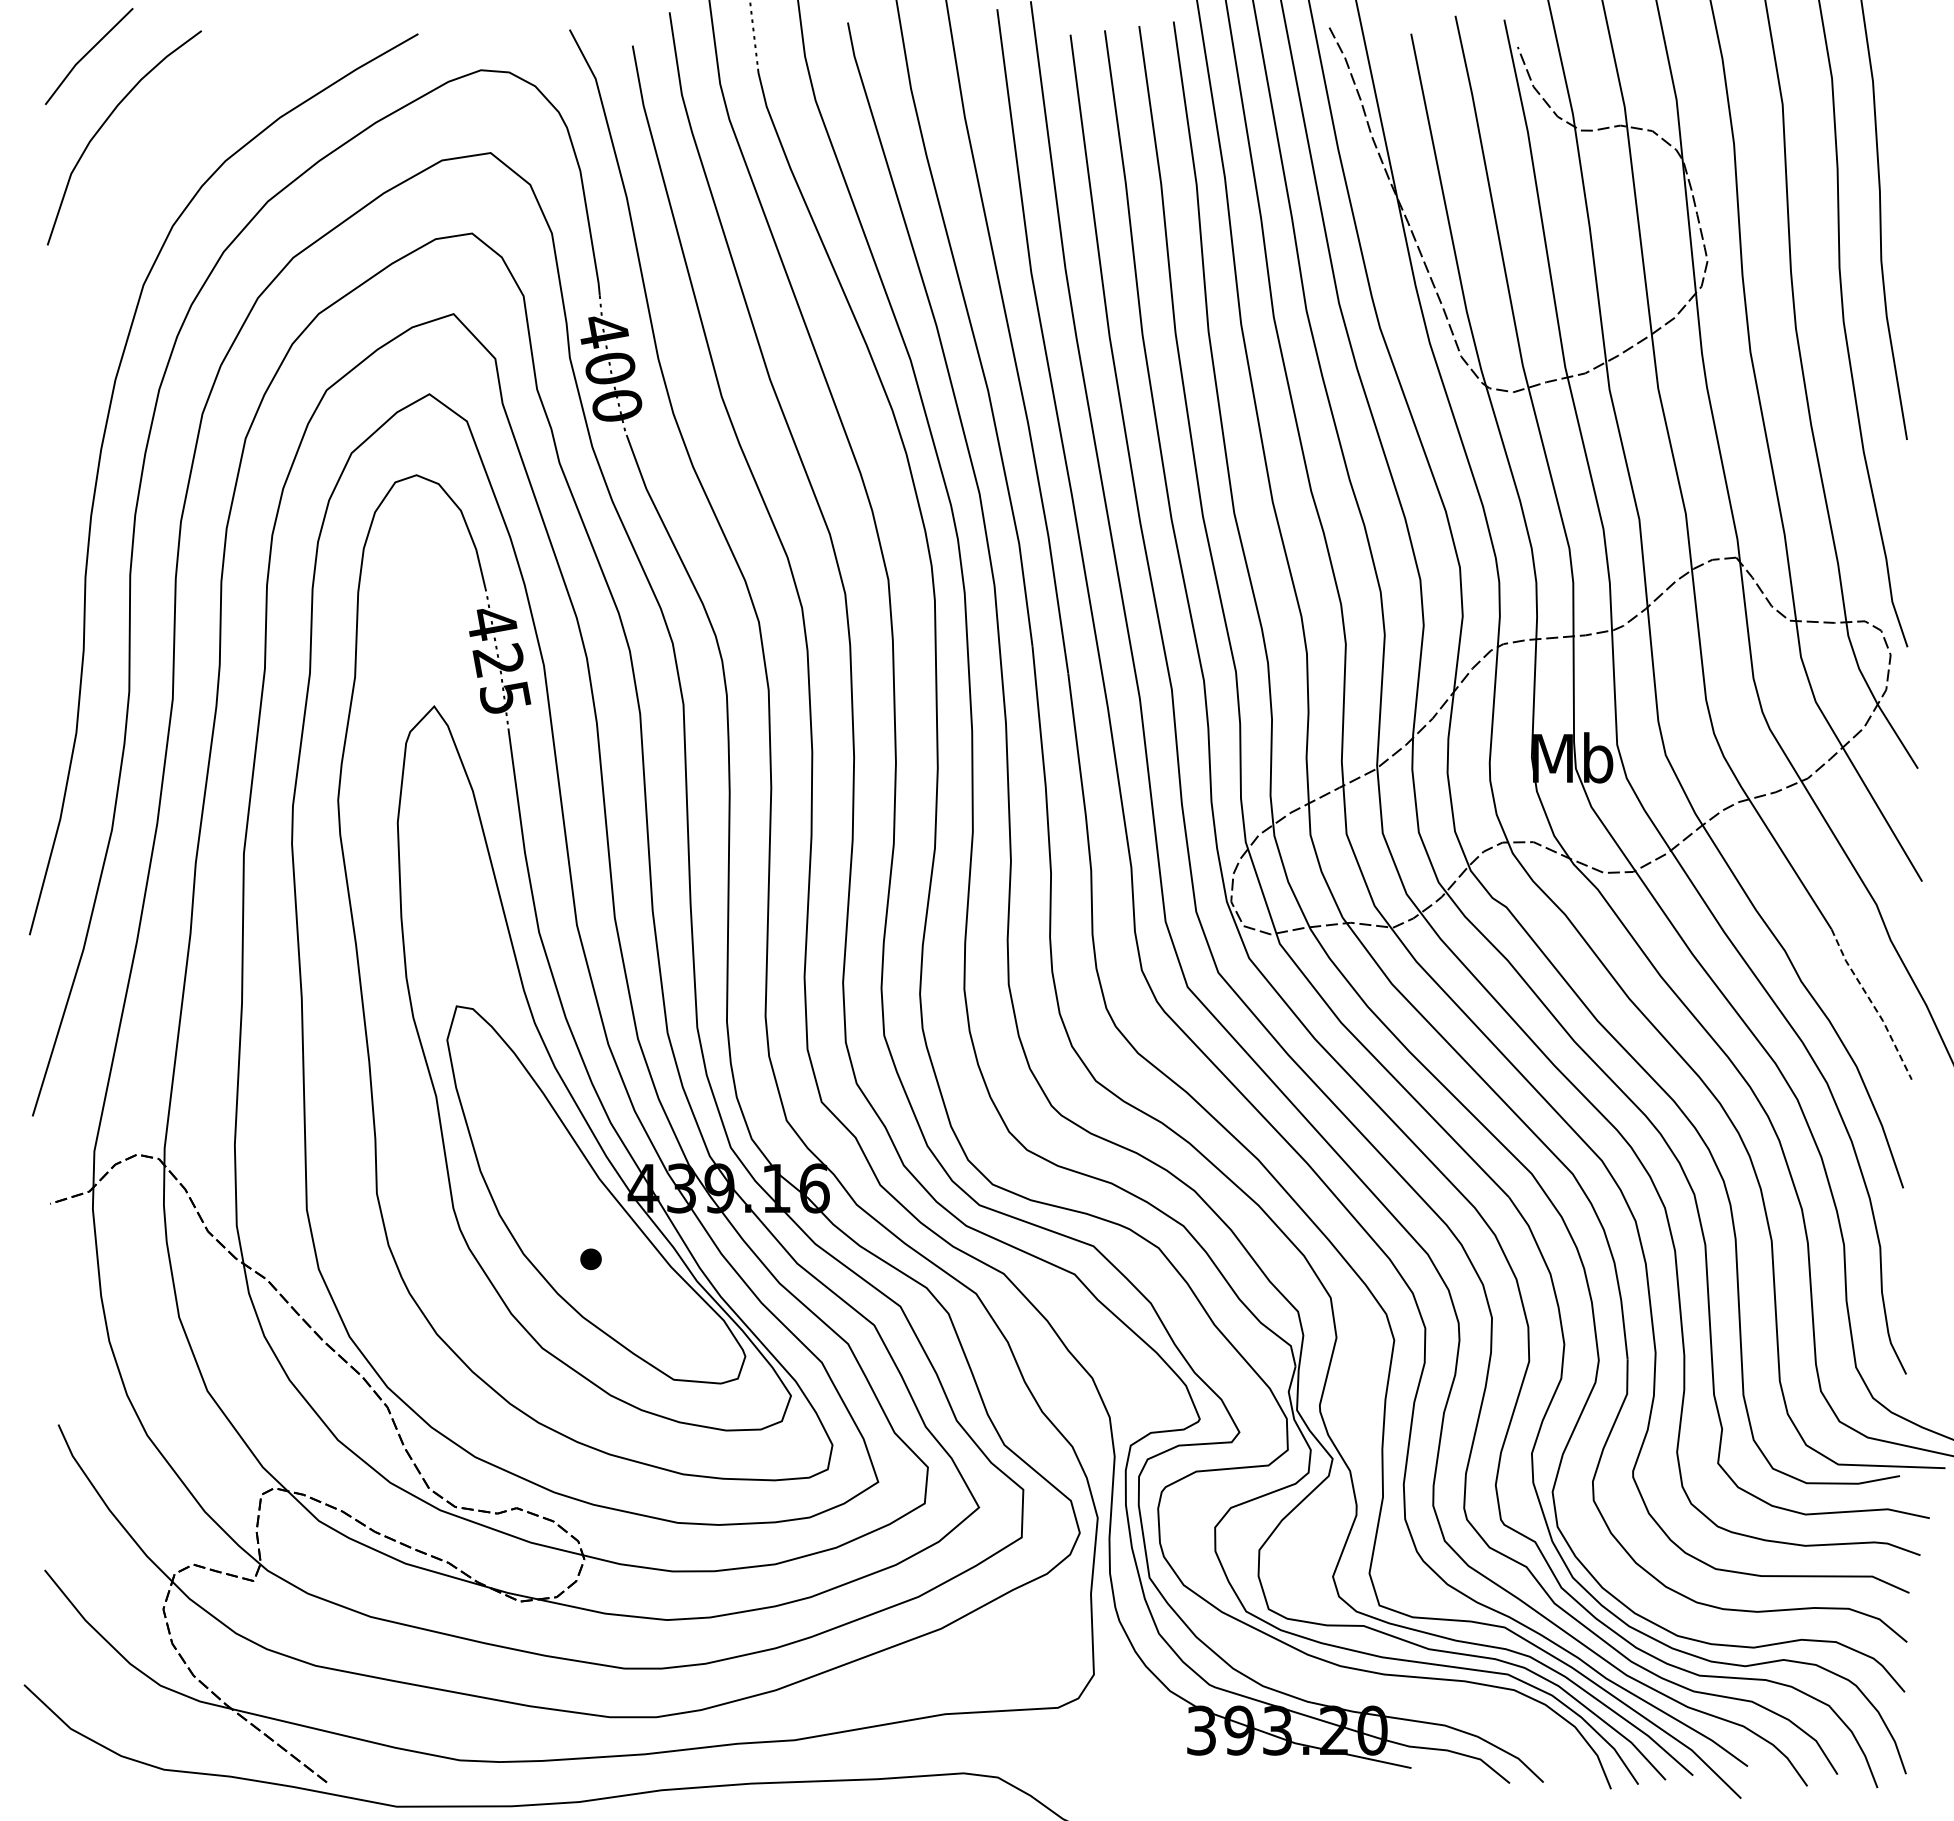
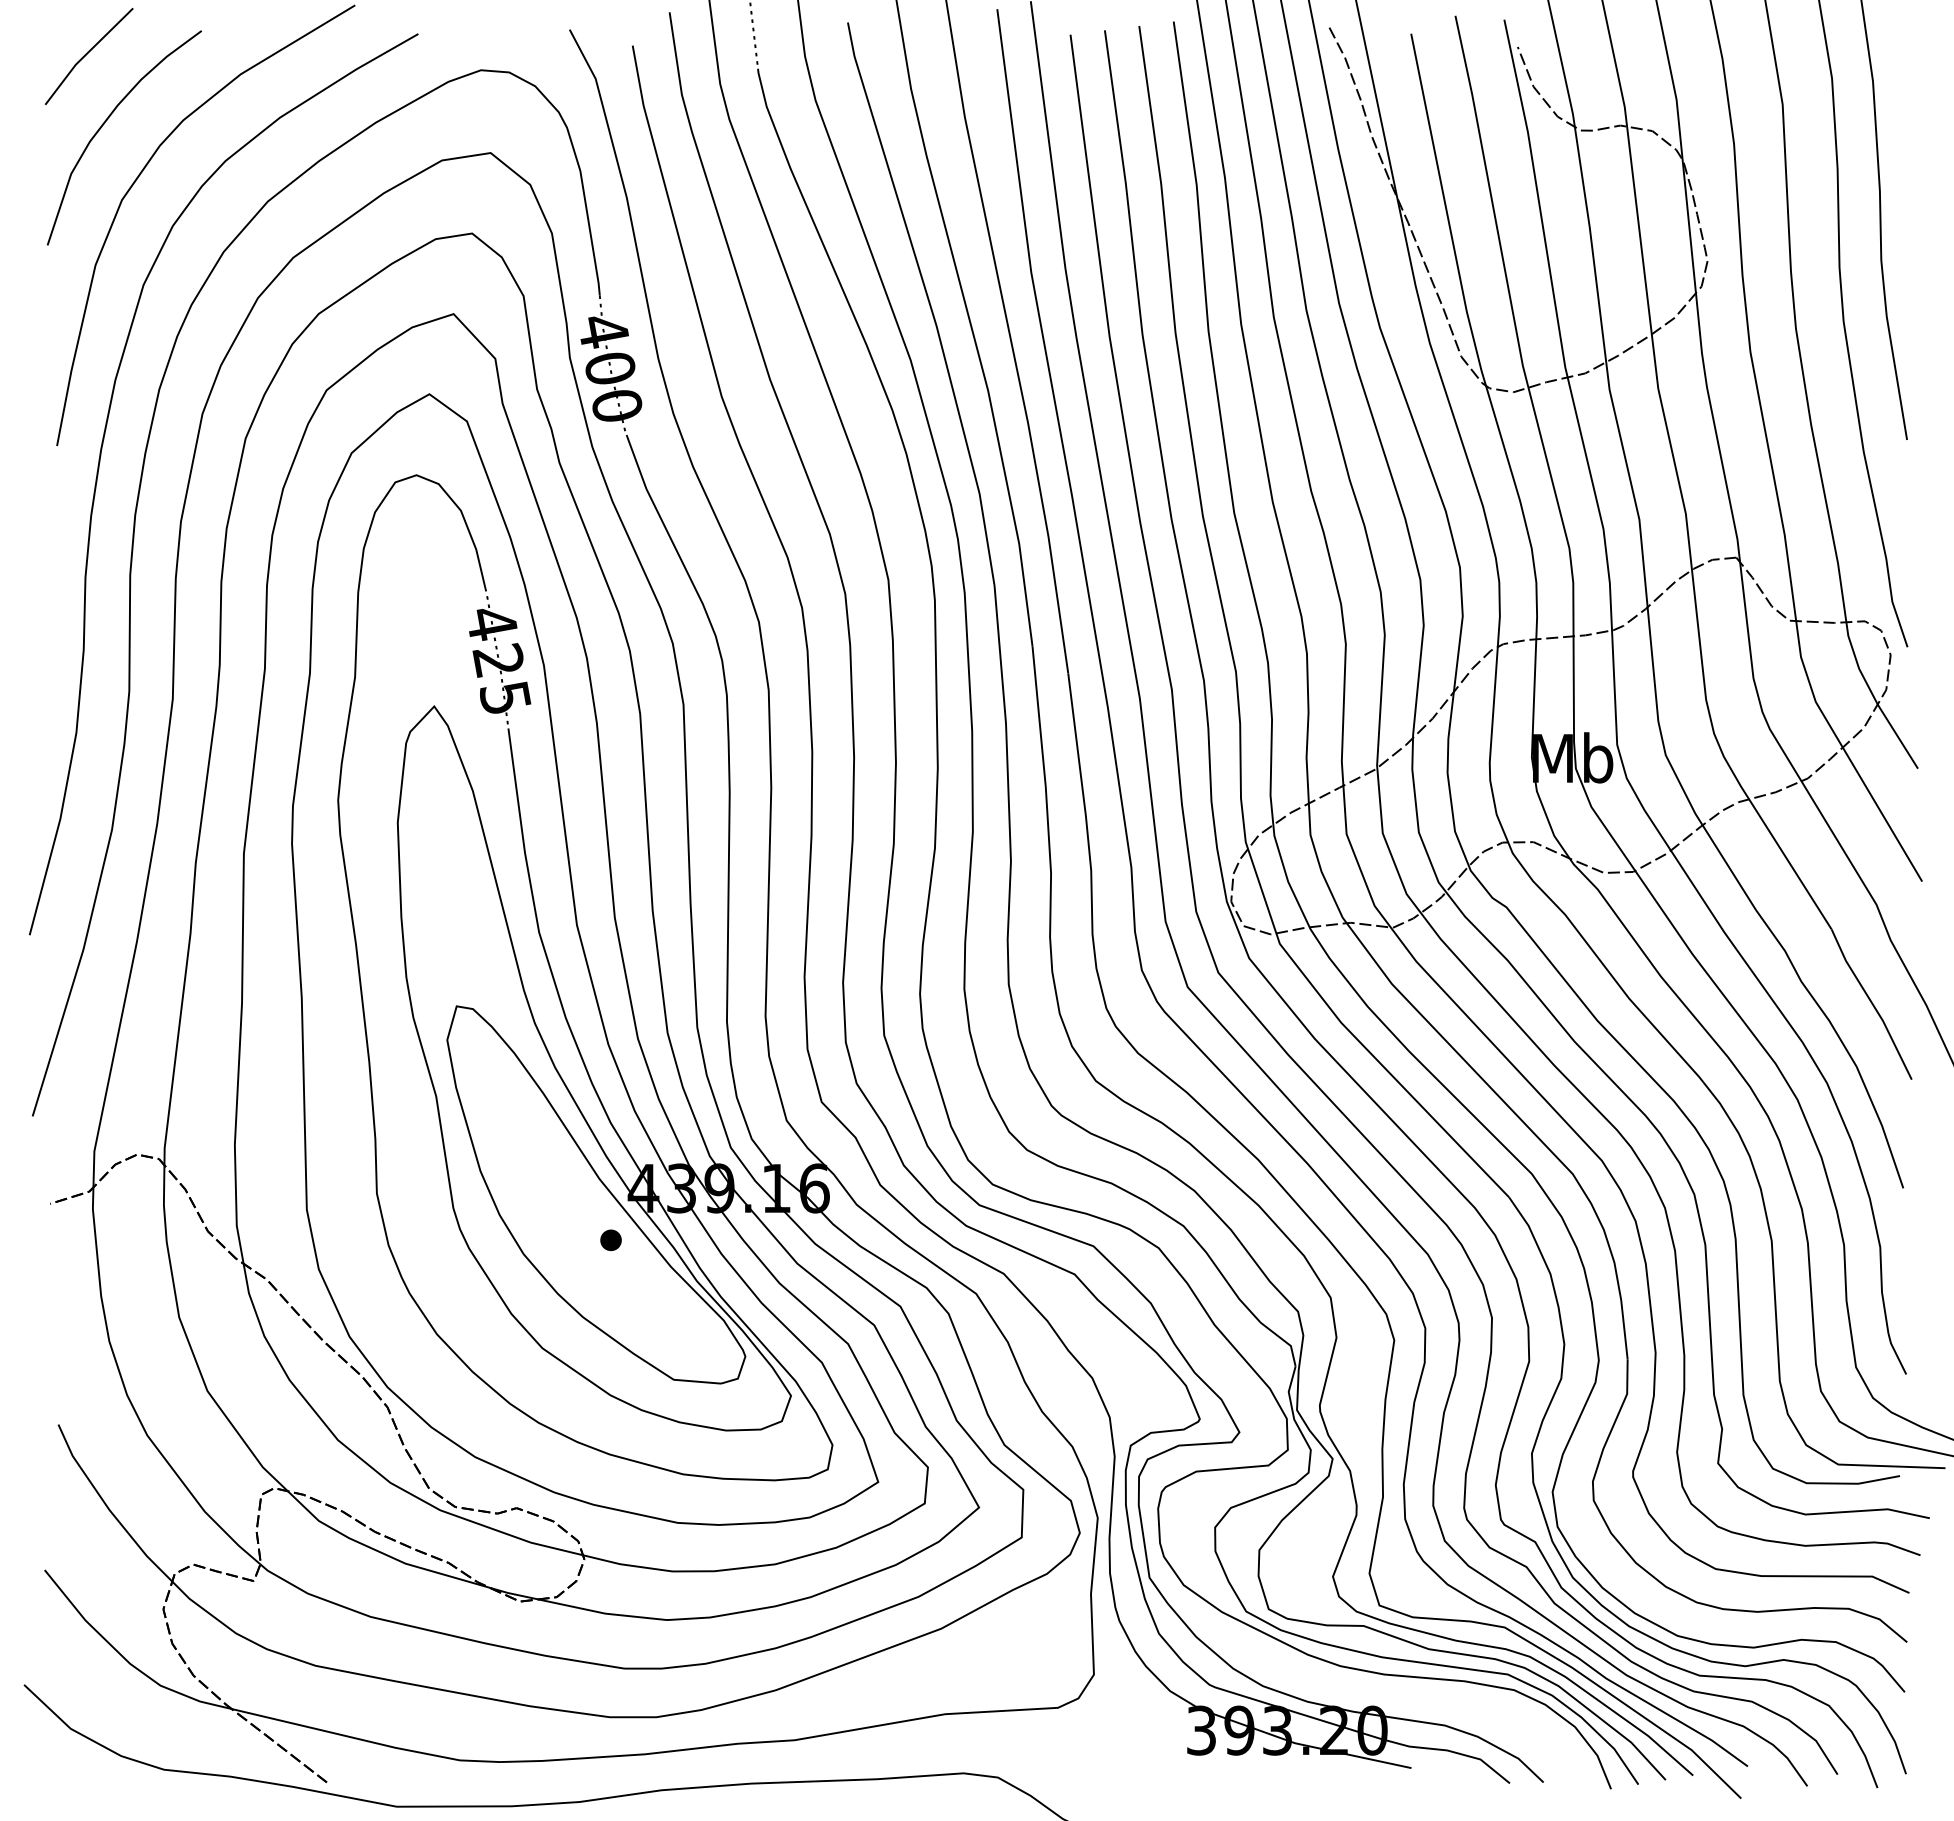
curve: none -> present (138, 178)
line: dashed -> solid (1872, 1004)
part position: (590, 1259) -> (610, 1240) (610, 1240)
